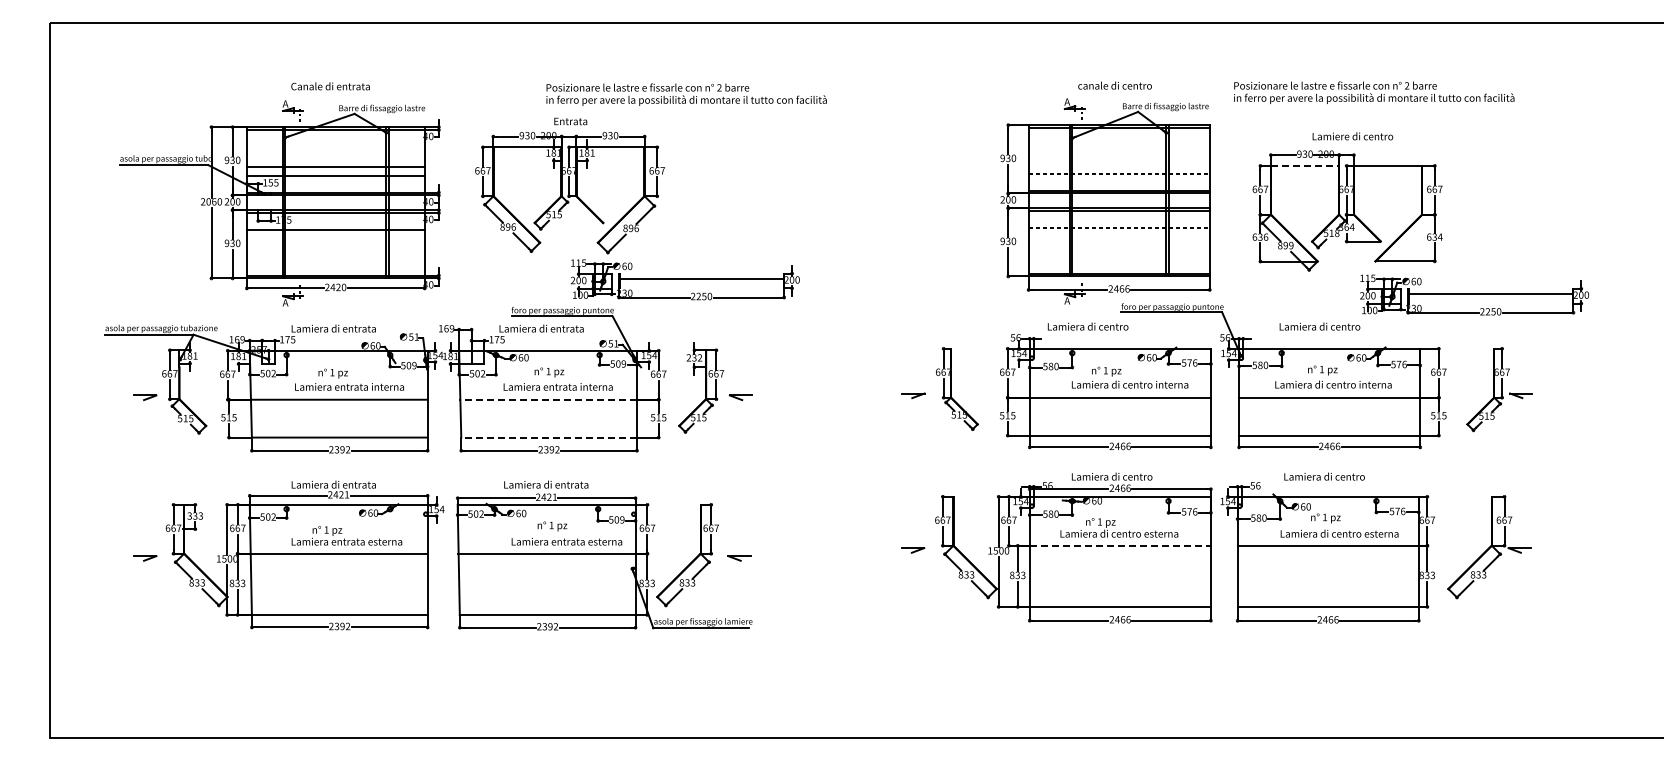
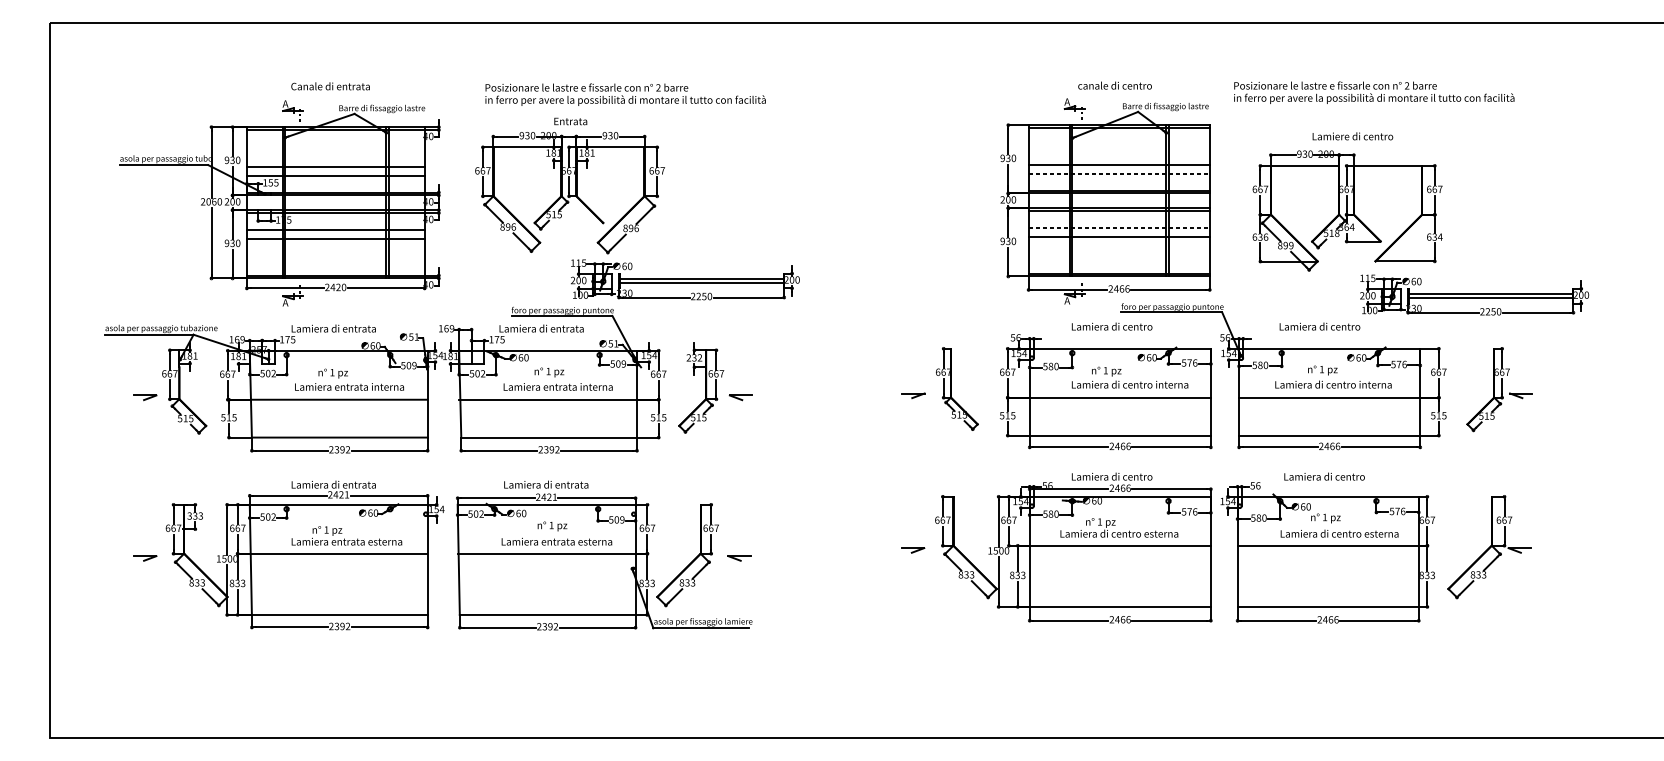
text position: (686, 94) -> (625, 94) (625, 94)
line: none -> present (1118, 164)
line: dashed -> solid (1305, 165)
line: none -> present (1118, 237)
line: none -> present (335, 239)
line: none -> present (701, 283)
line: none -> present (1490, 298)
text position: (1087, 326) -> (1111, 326) (1111, 326)
line: dashed -> solid (547, 399)
line: dashed -> solid (549, 437)
text position: (566, 541) -> (556, 541) (556, 541)
line: dashed -> solid (1120, 545)
